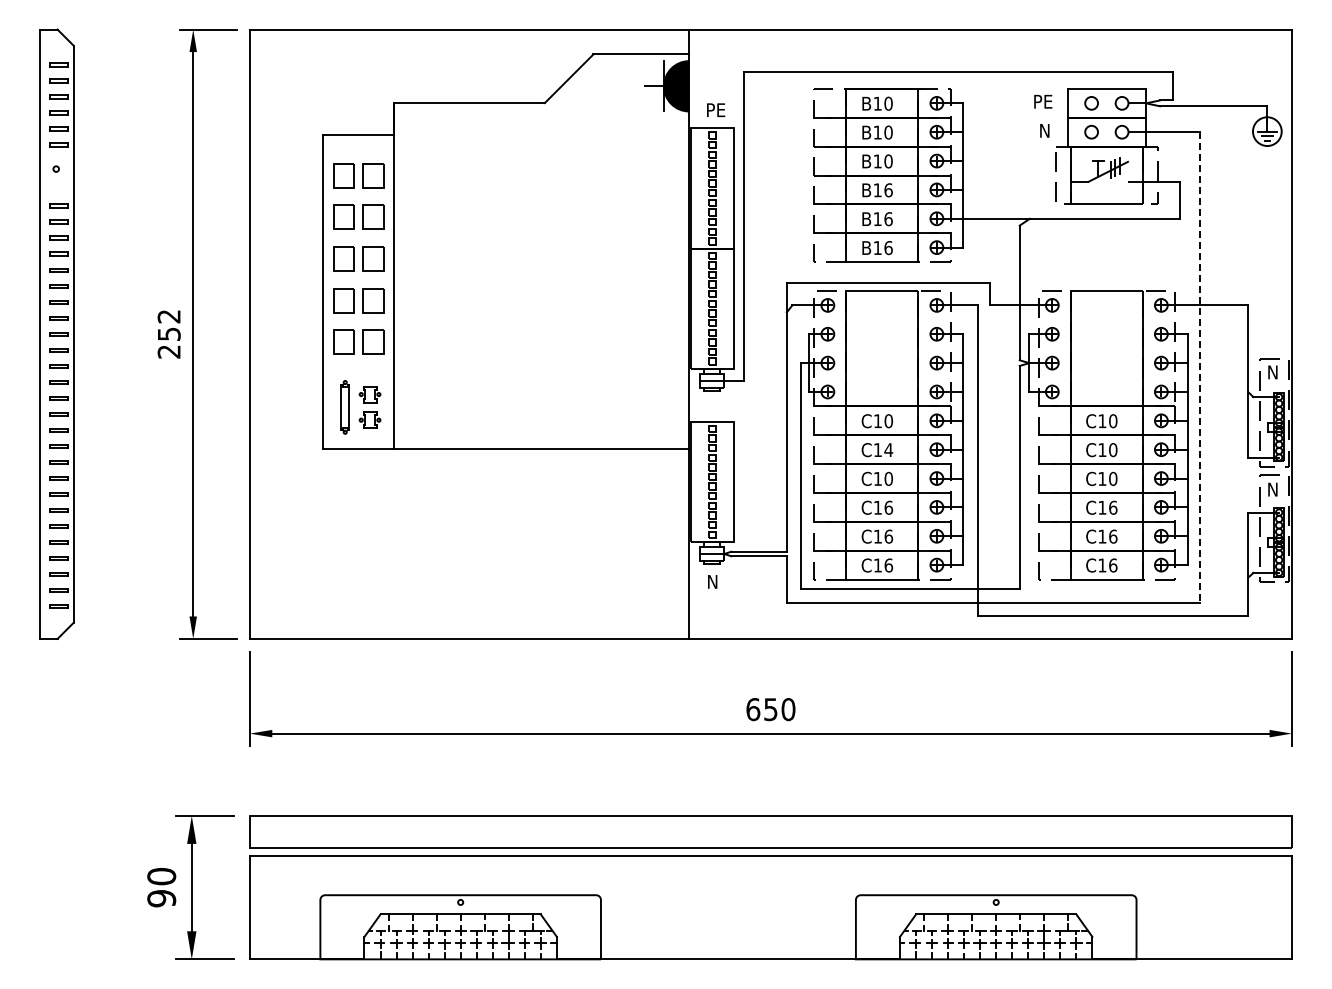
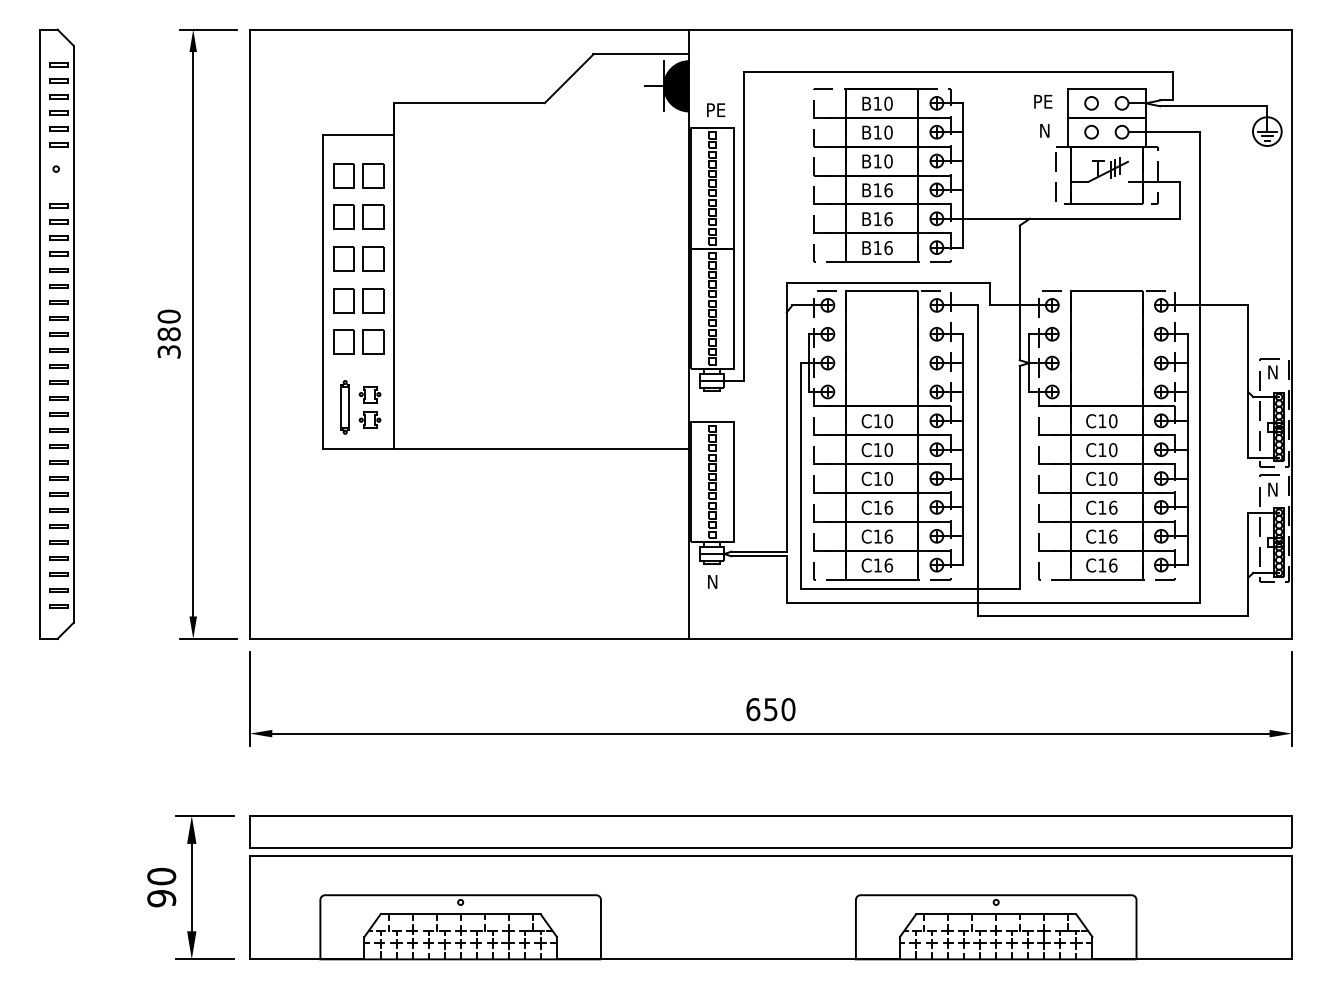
text: 252 -> 380 (168, 333)
line: dashed -> solid (1199, 367)
text: C14 -> C10 (888, 450)
